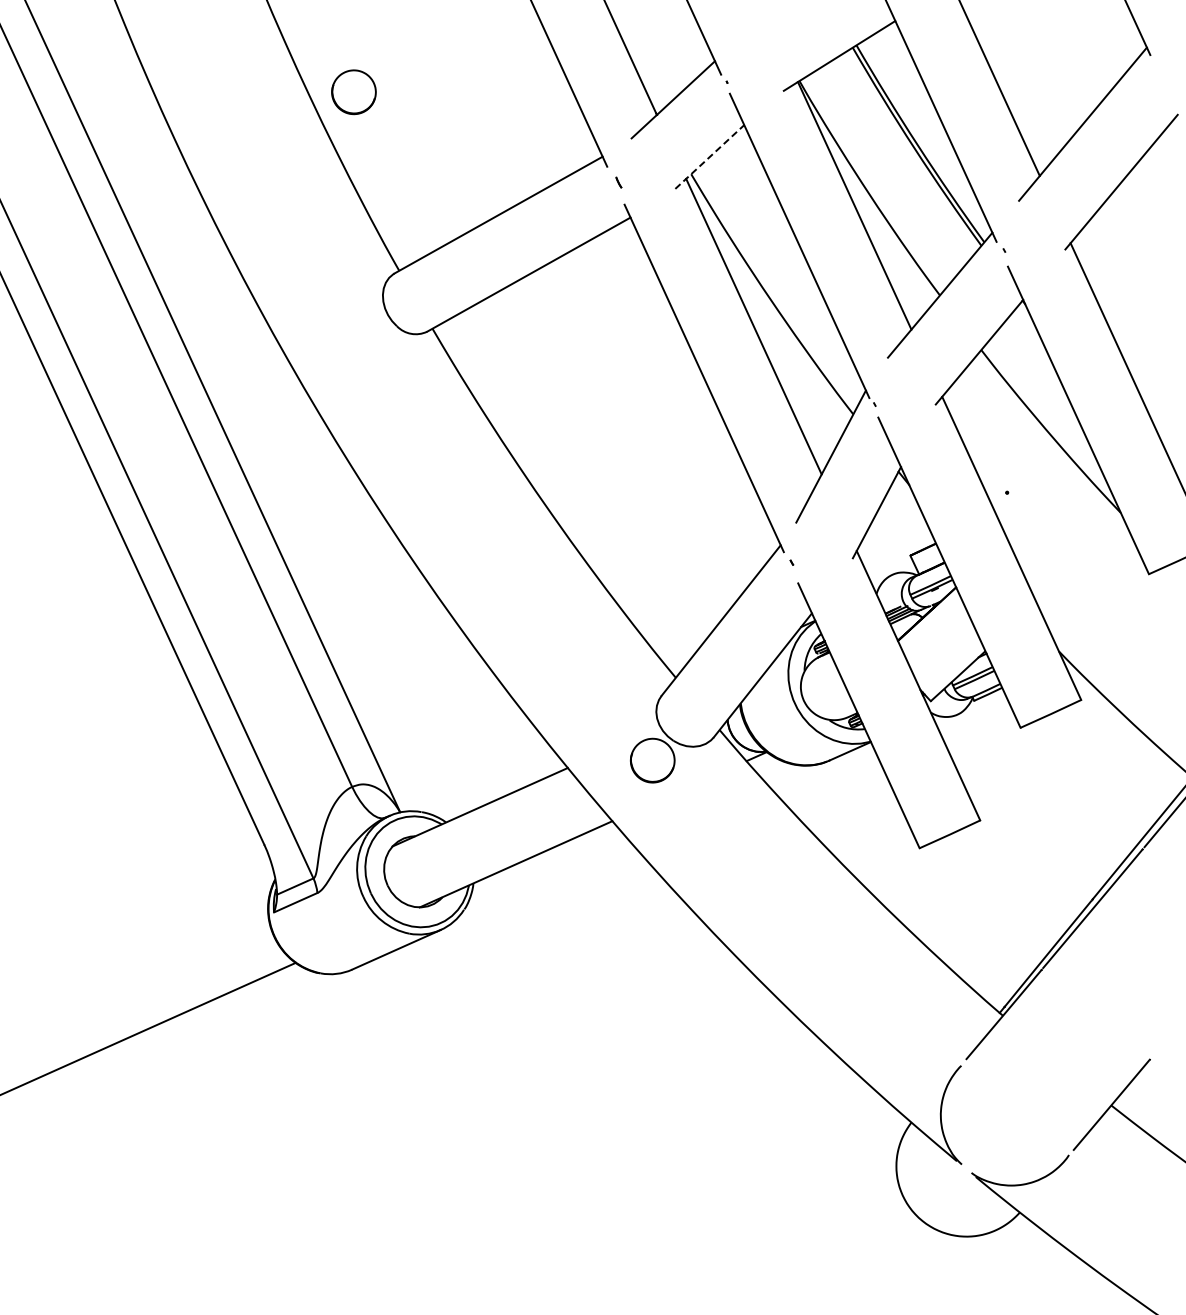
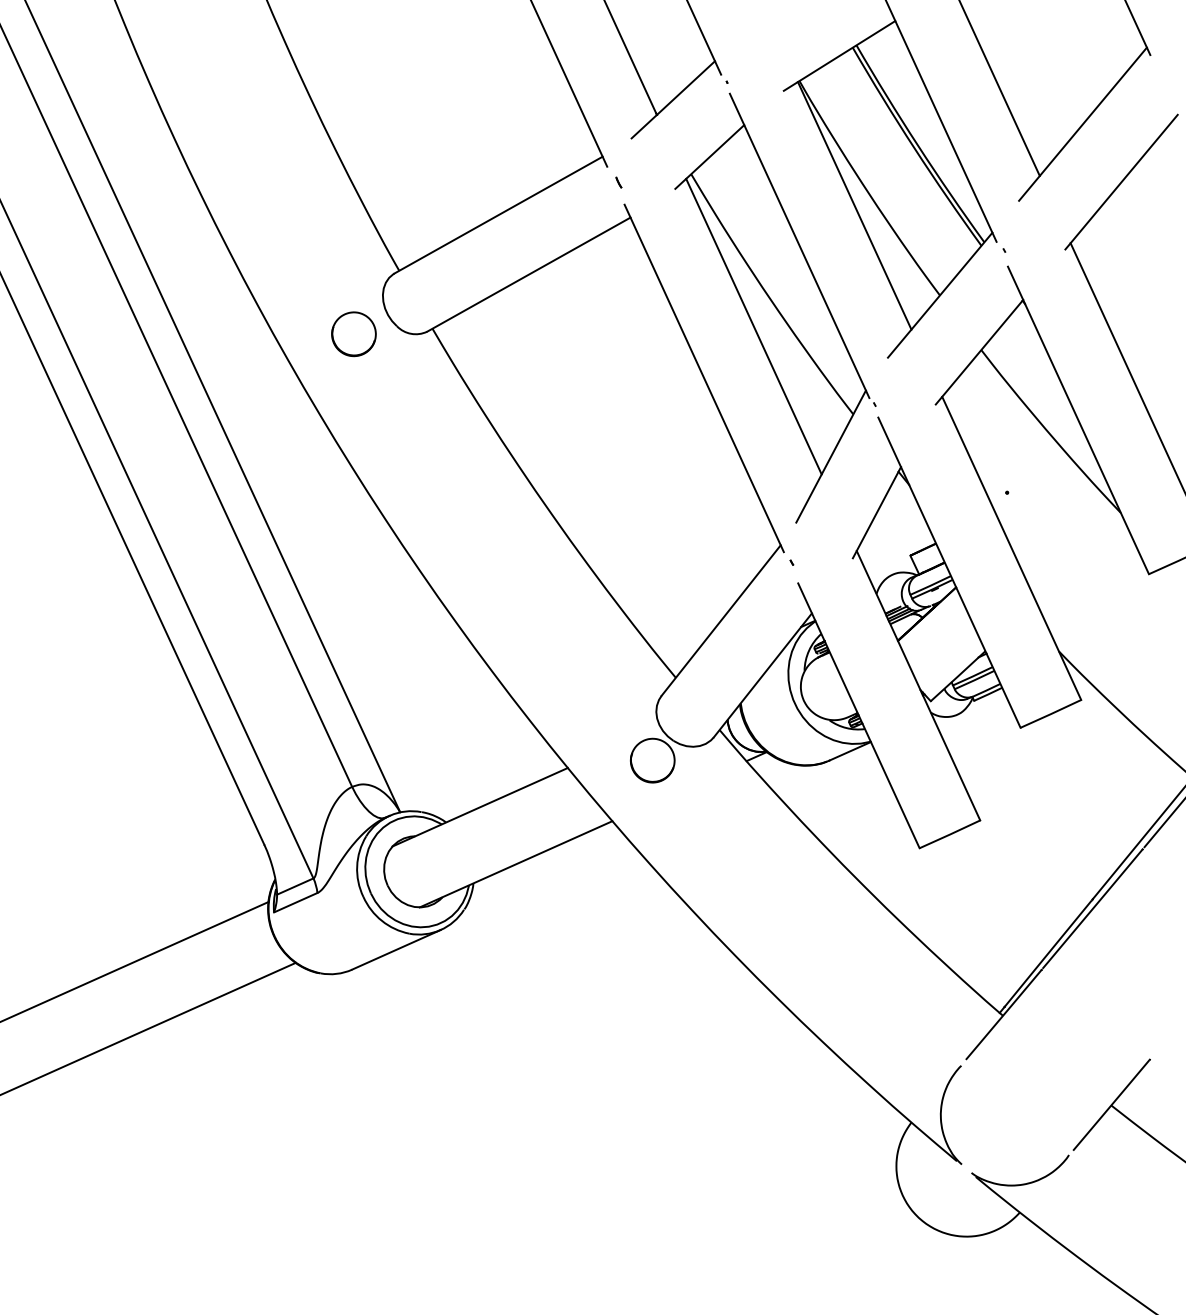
part position: (353, 92) -> (353, 334) (353, 334)
line: dashed -> solid (709, 157)
line: none -> present (135, 961)
